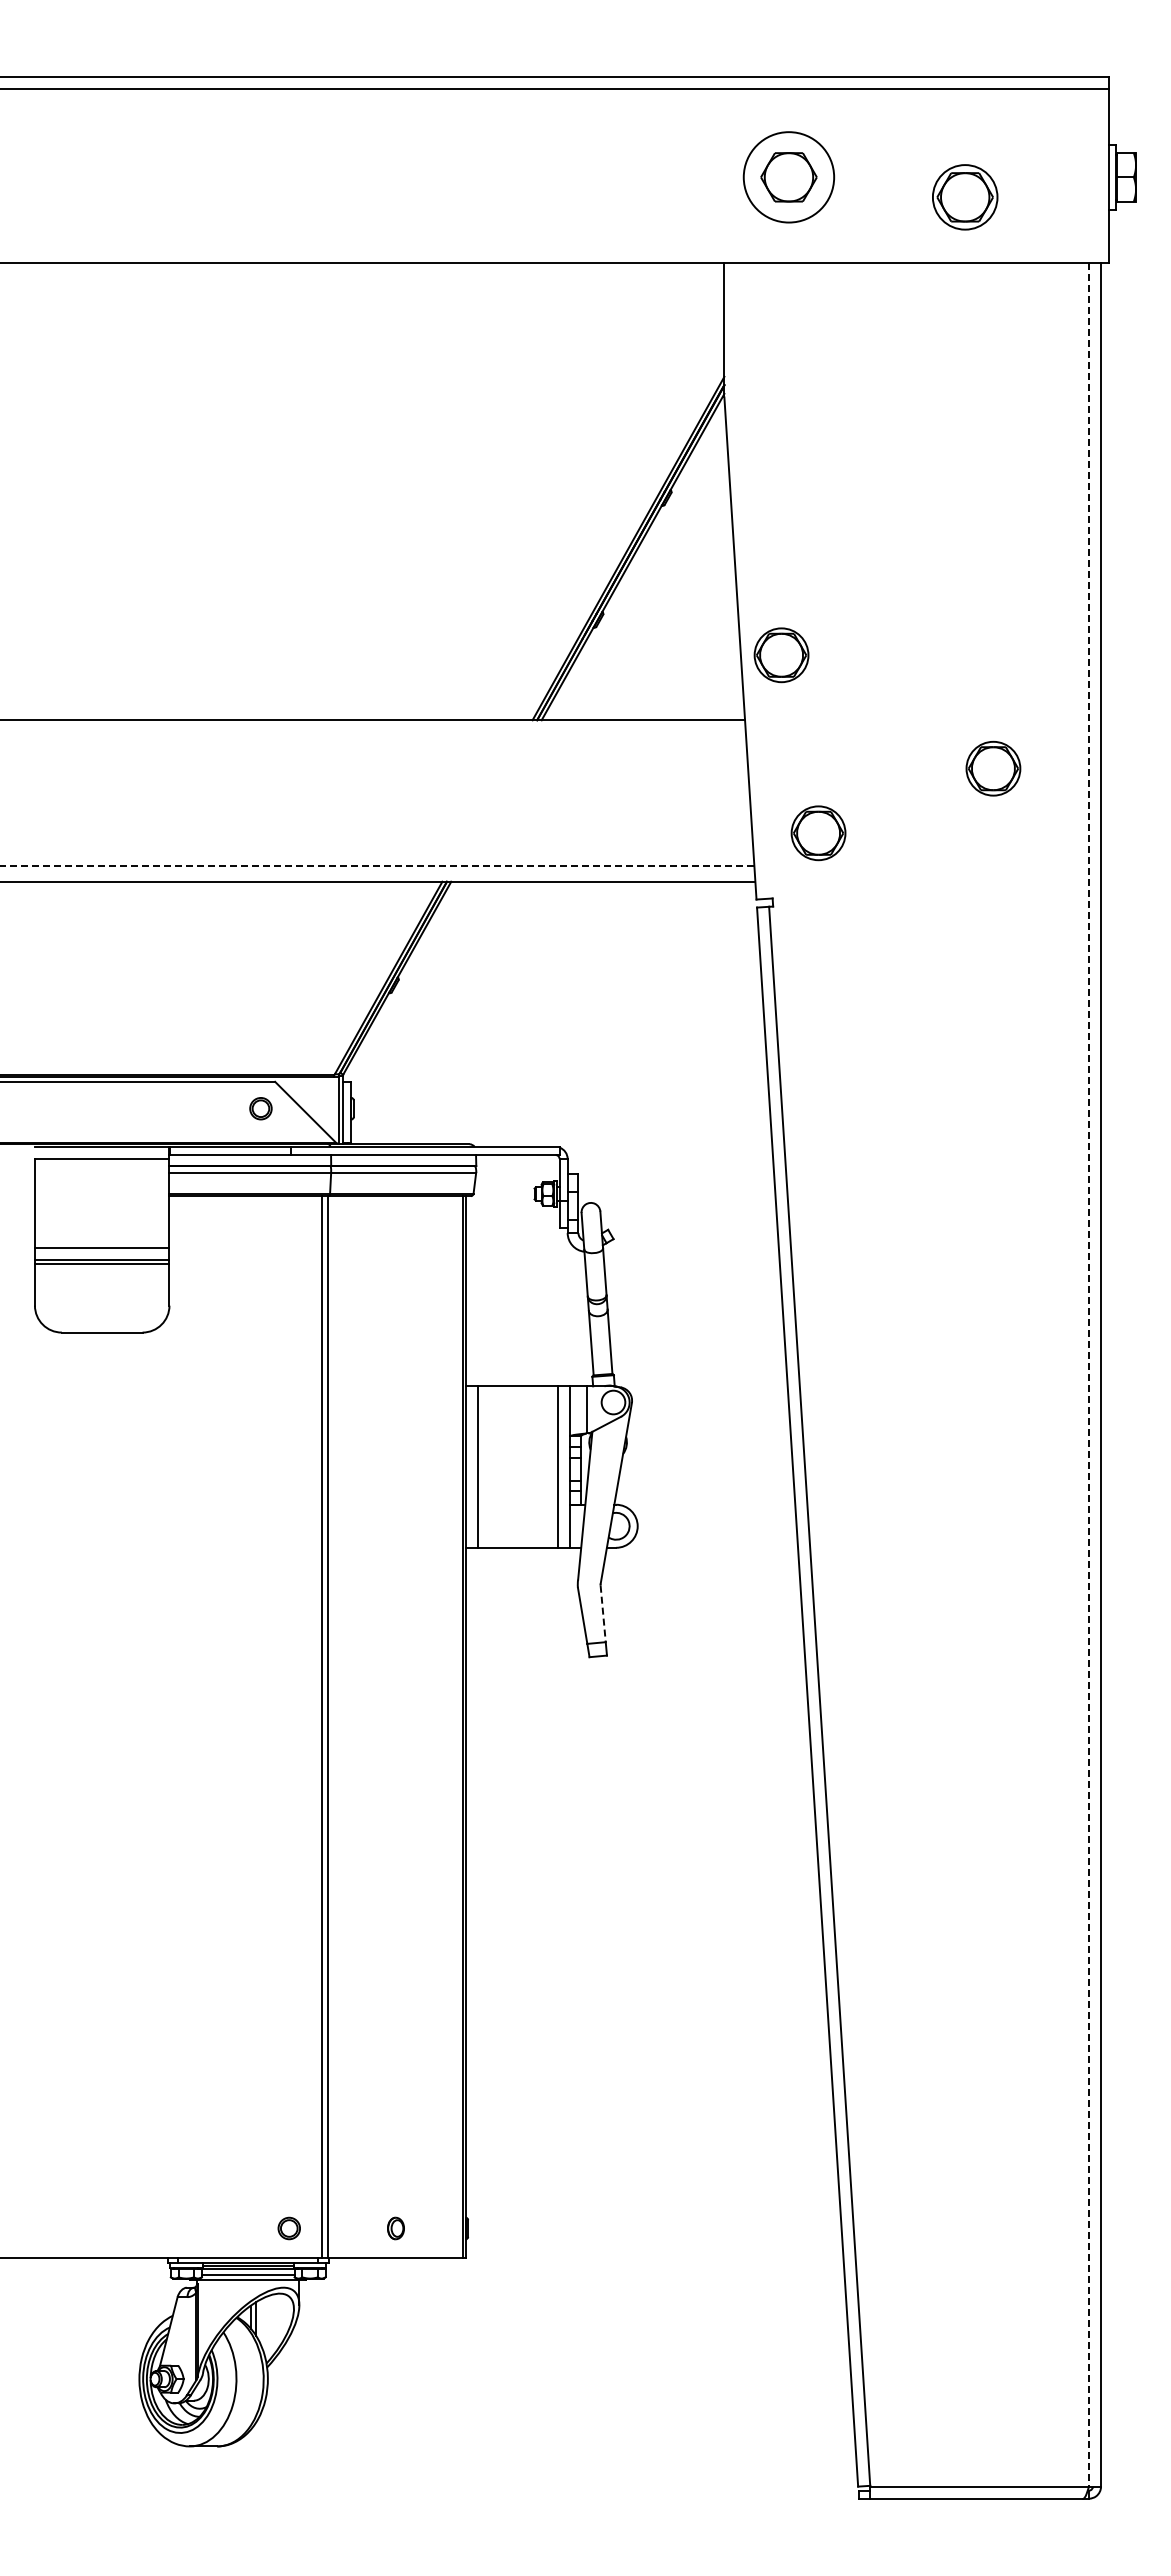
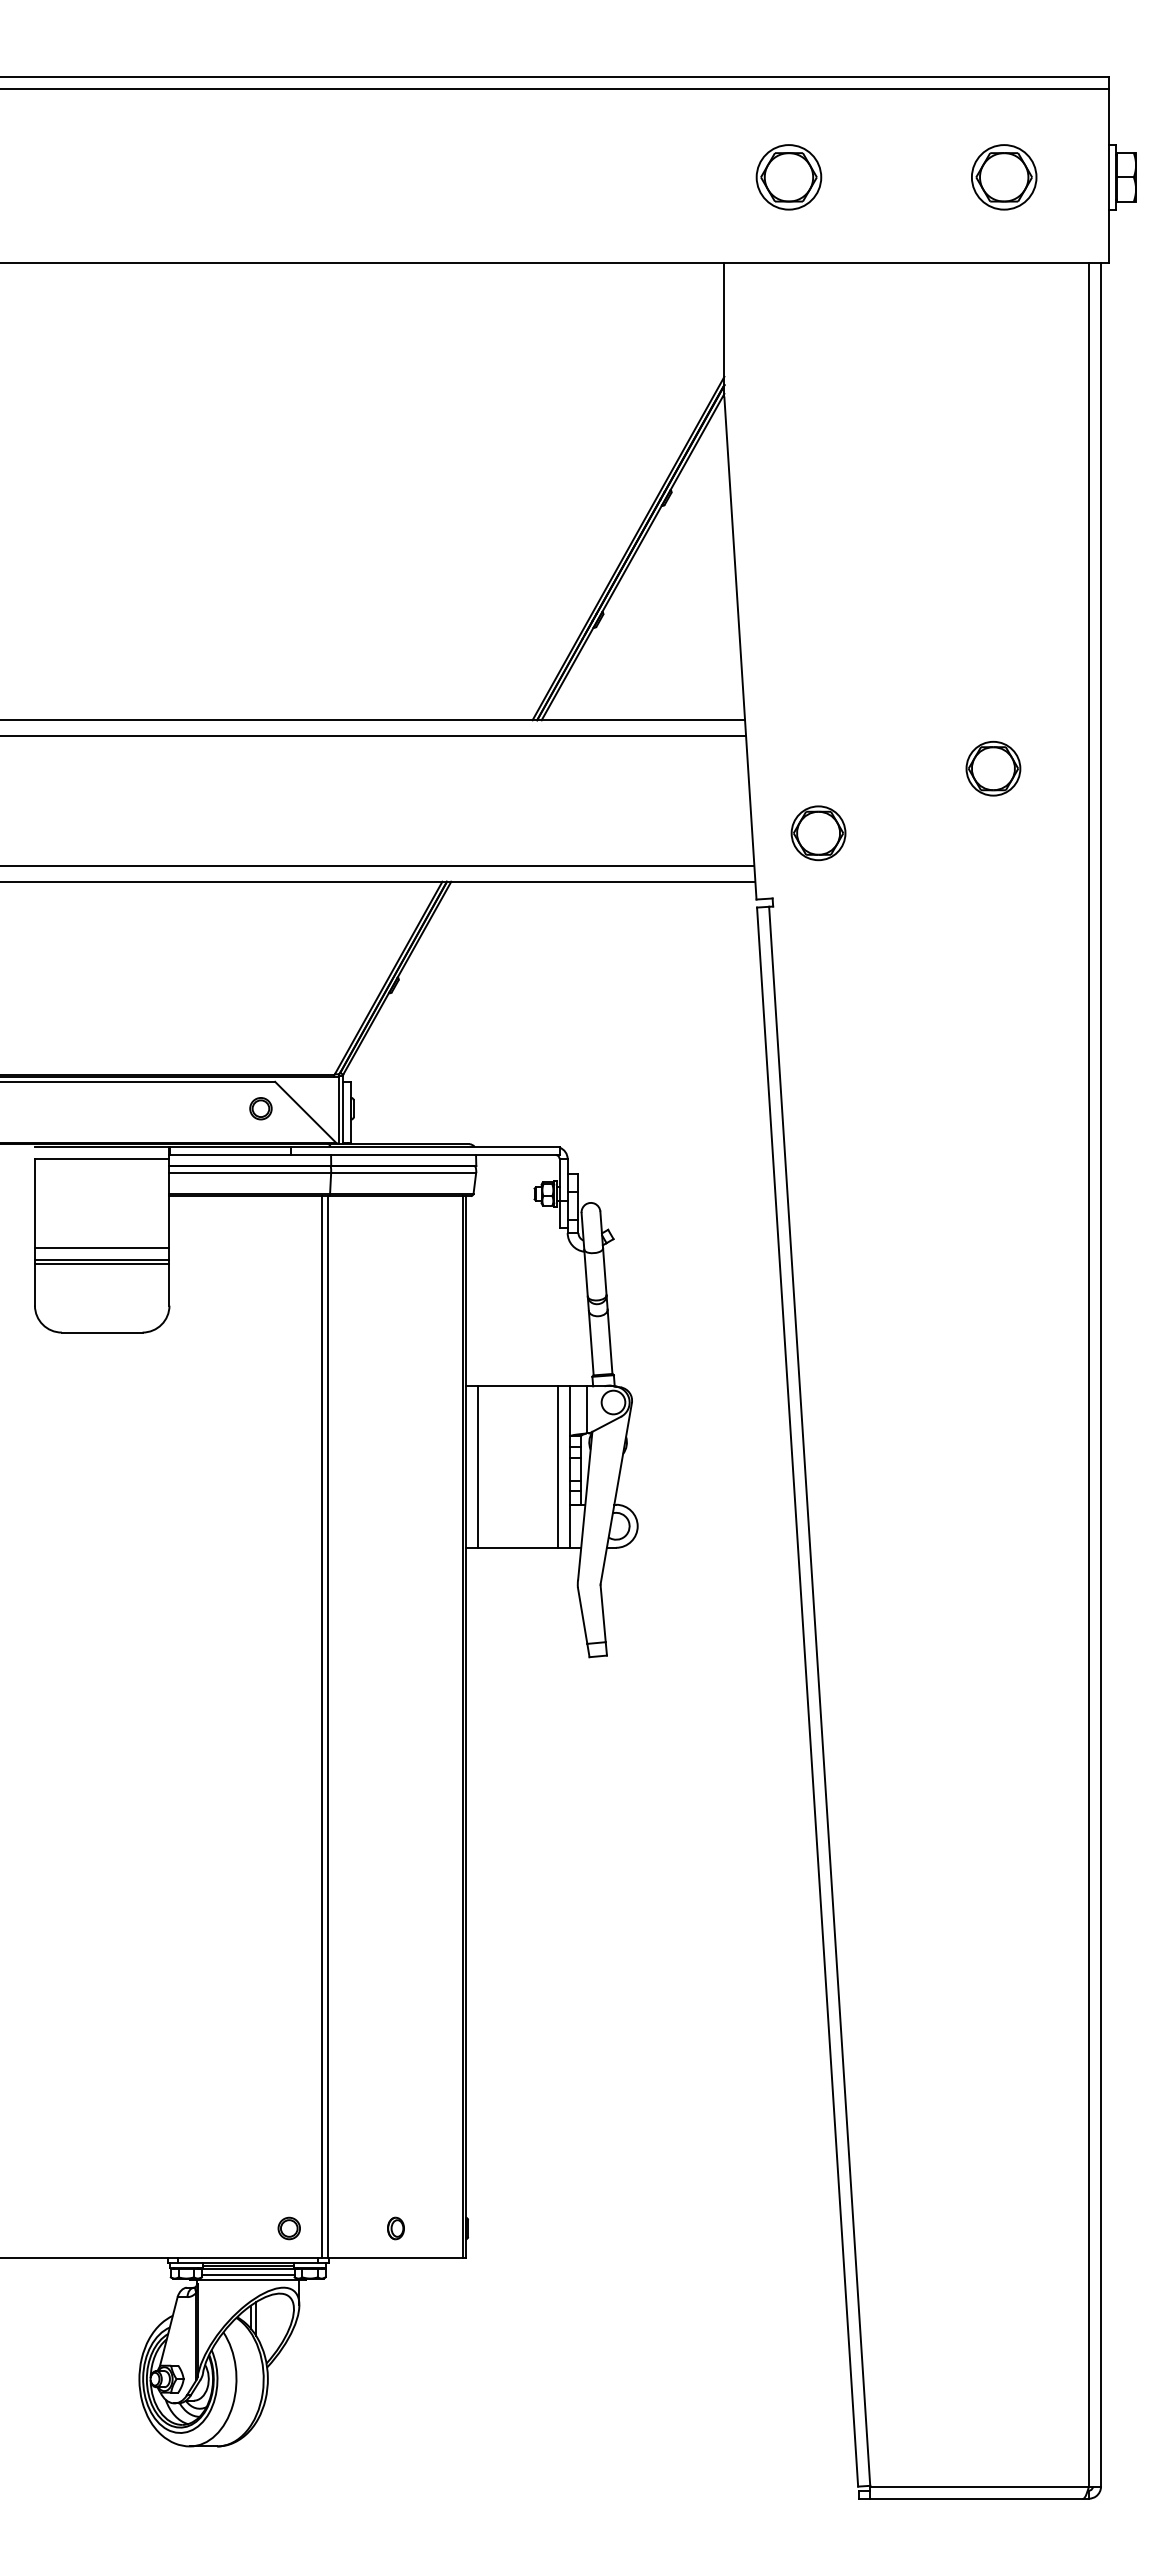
circle diameter: 90 px -> 65 px (788, 177)
part position: (965, 197) -> (1004, 177) (1004, 177)
part: present -> none (781, 655)
line: none -> present (374, 735)
line: dashed -> solid (377, 866)
line: dashed -> solid (1088, 1375)
line: dashed -> solid (603, 1614)
